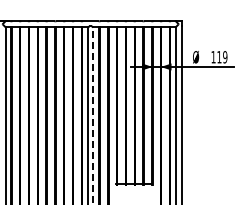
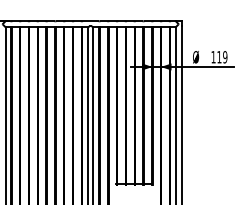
line: dashed -> solid (93, 116)
